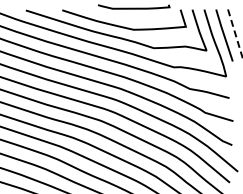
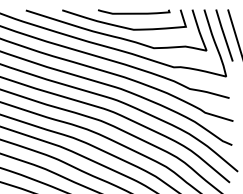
curve position: (134, 7) -> (134, 12) (134, 12)
line: dashed -> solid (235, 34)
